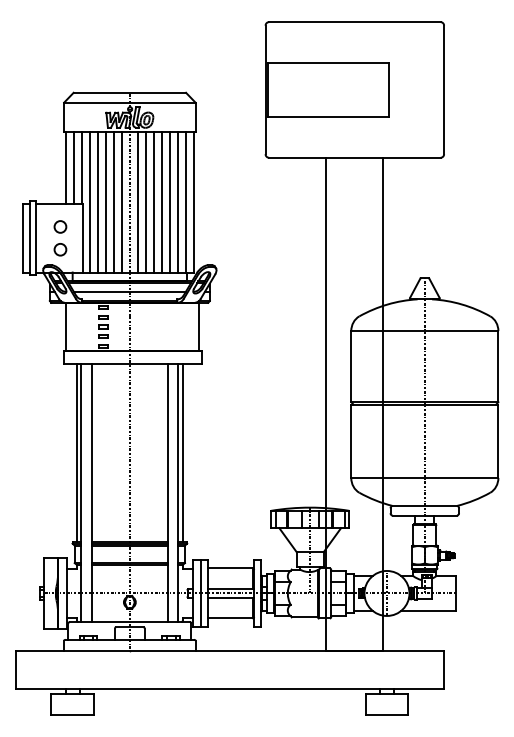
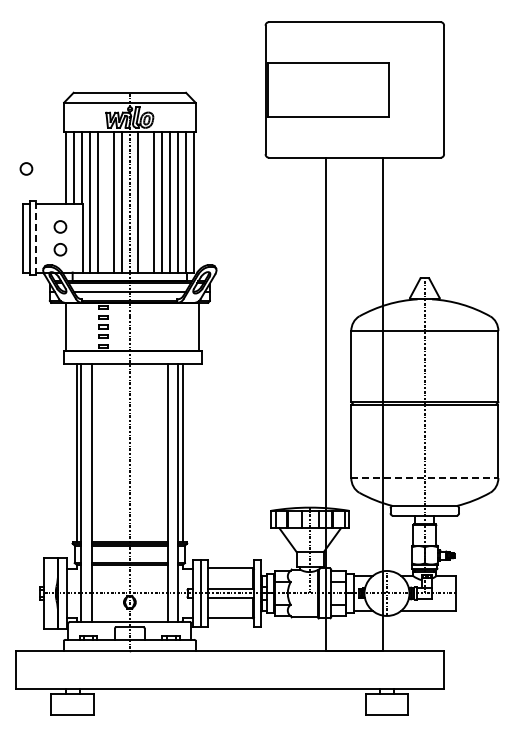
circle: none -> present (26, 168)
line: present -> none (105, 202)
line: present -> none (145, 202)
line: solid -> dashed (35, 237)
line: solid -> dashed (424, 477)
